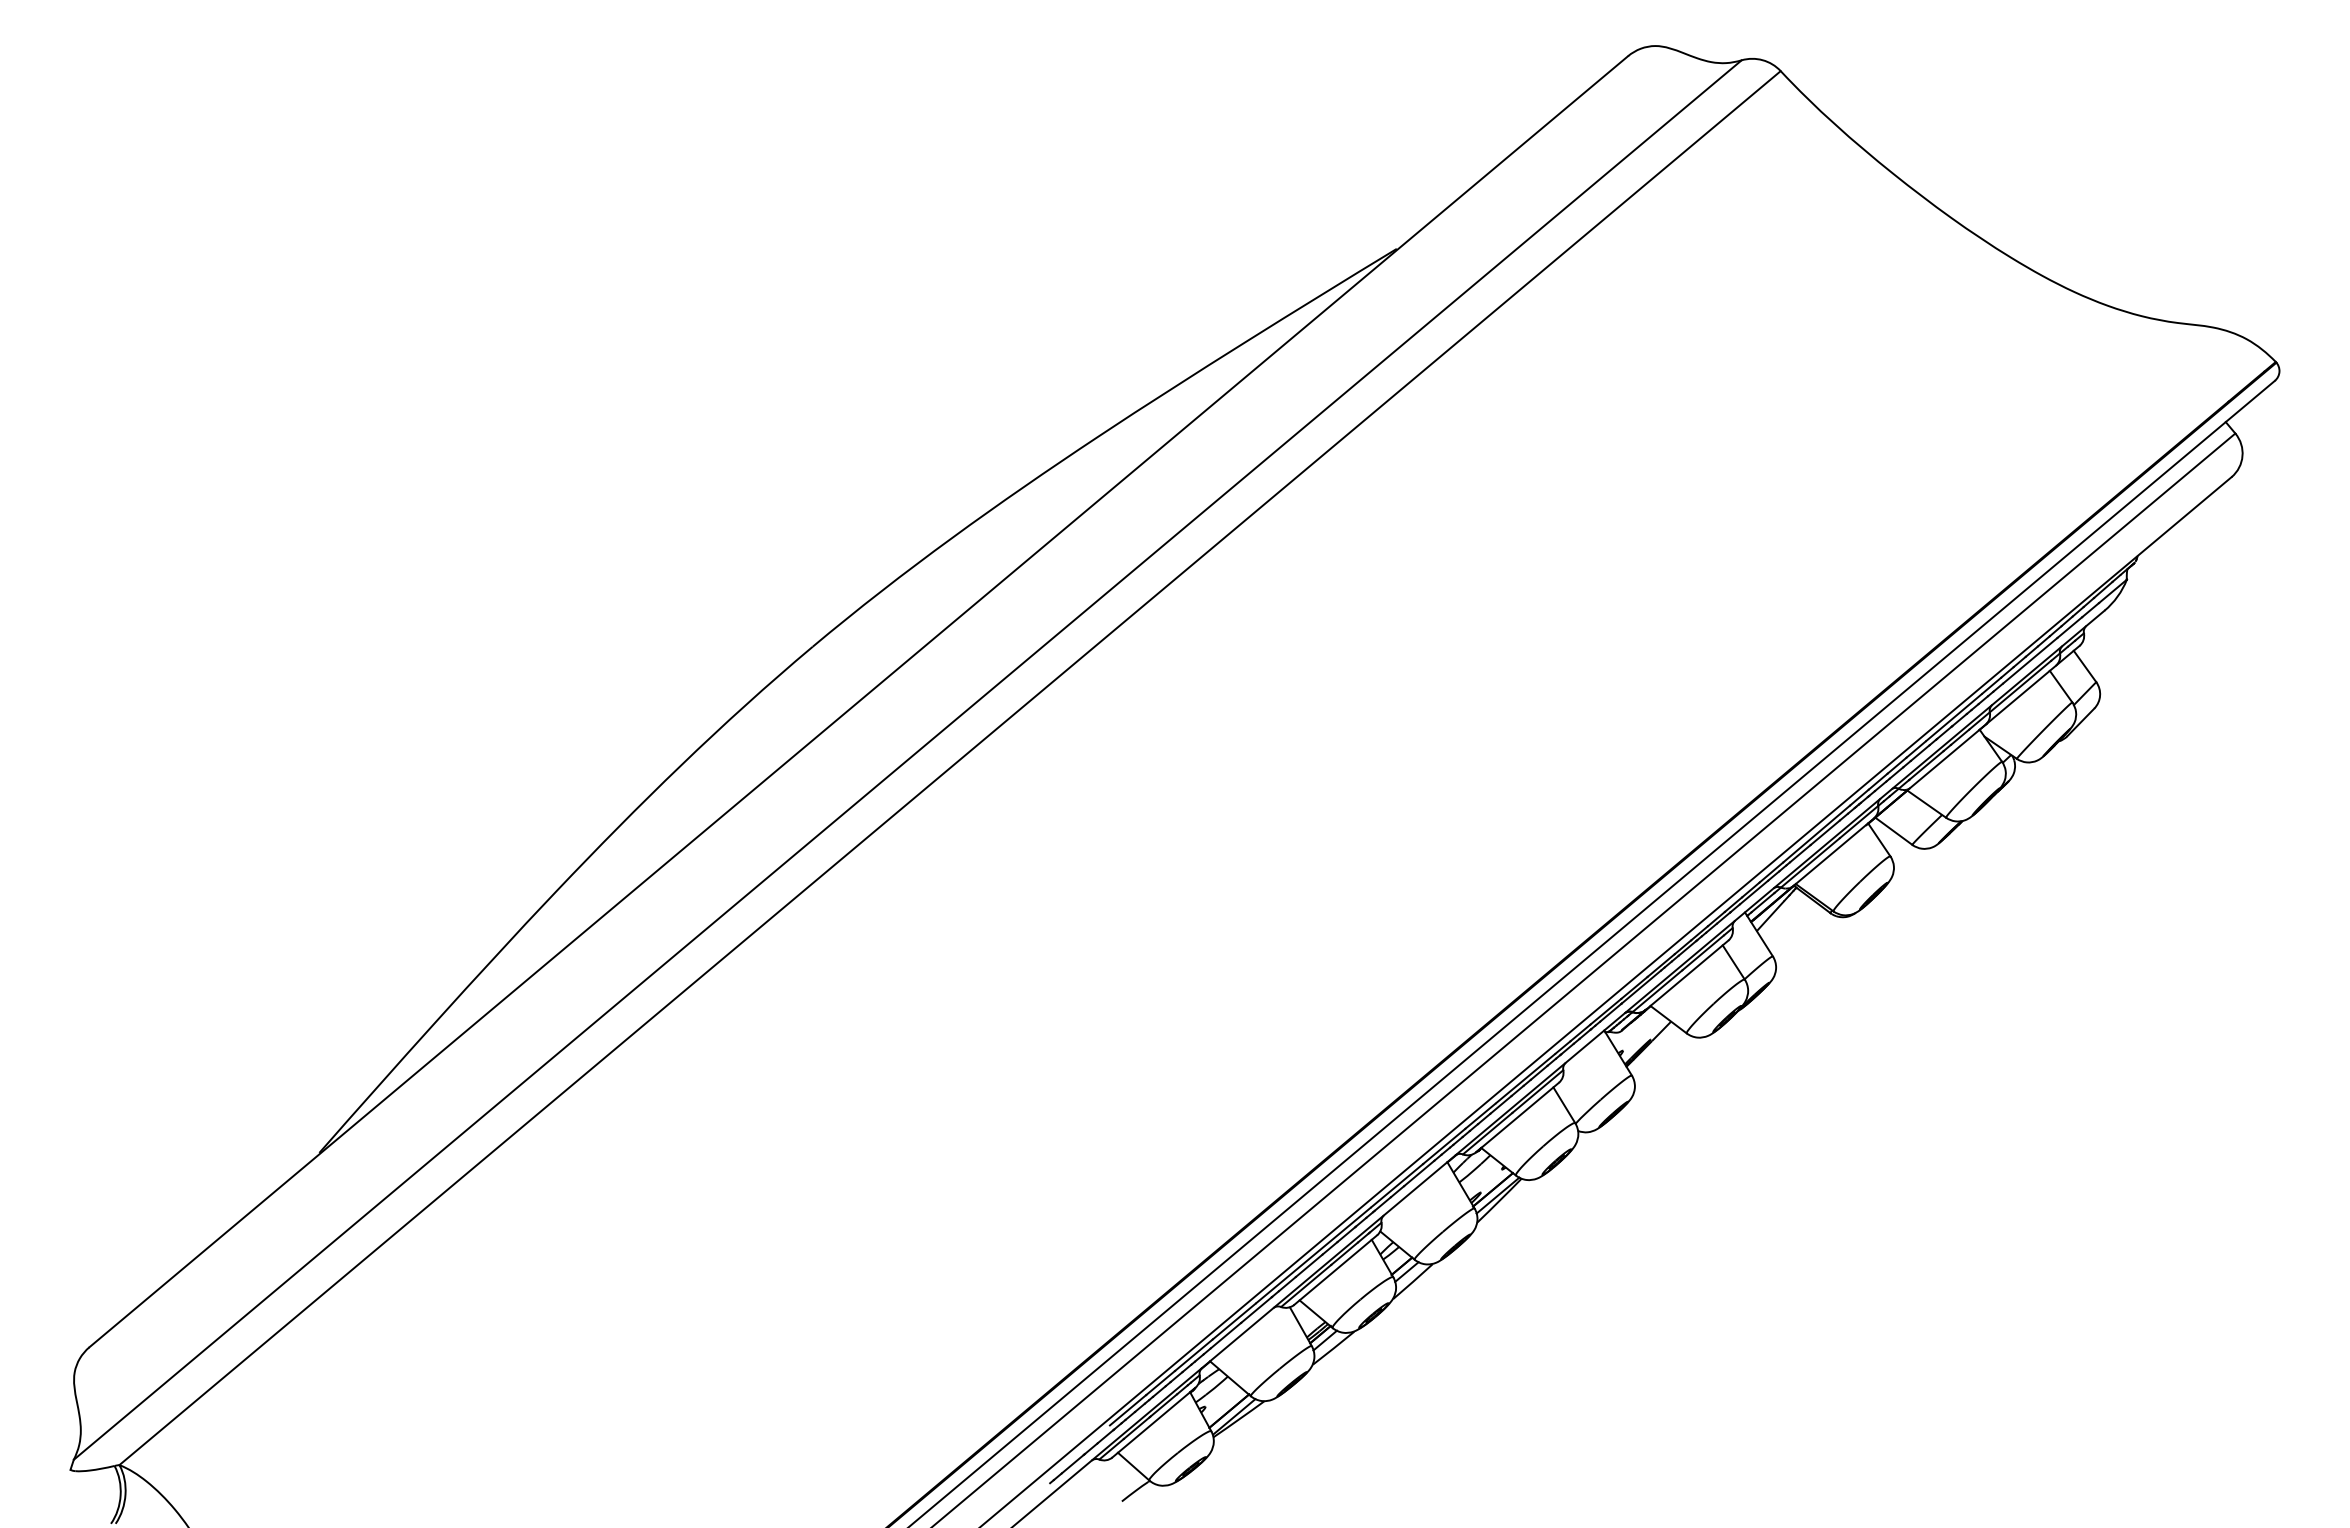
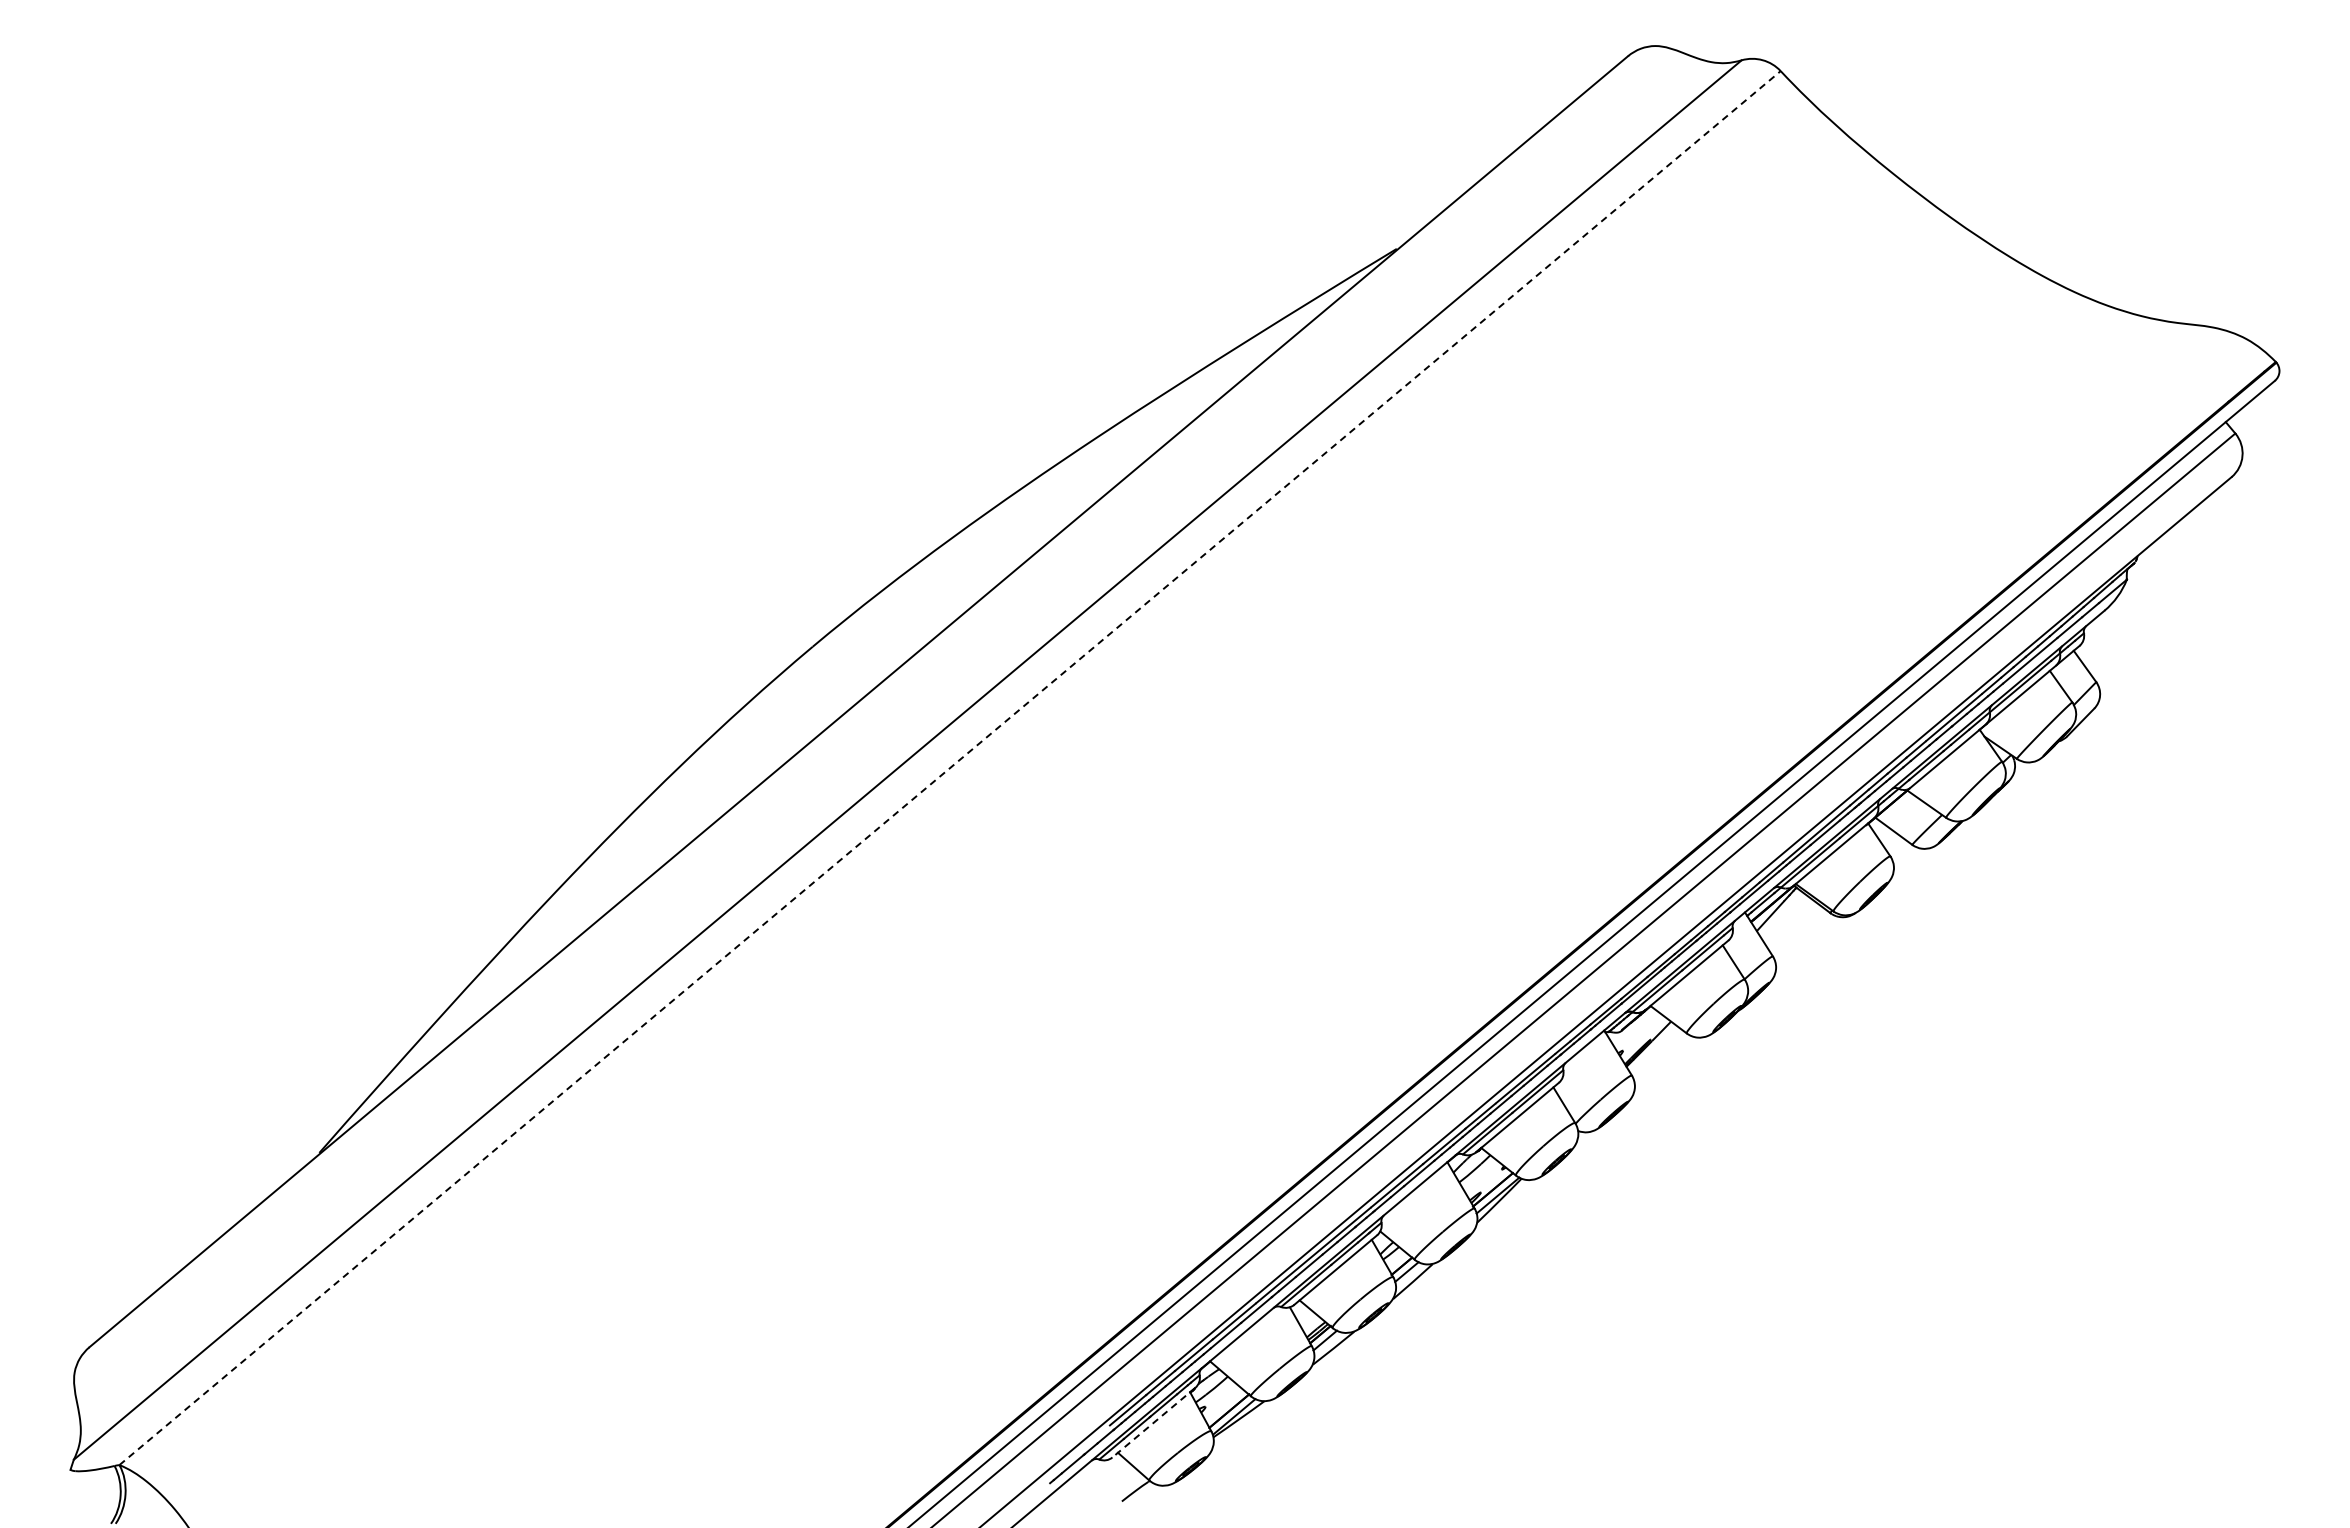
line: solid -> dashed (950, 767)
line: solid -> dashed (1153, 1422)
